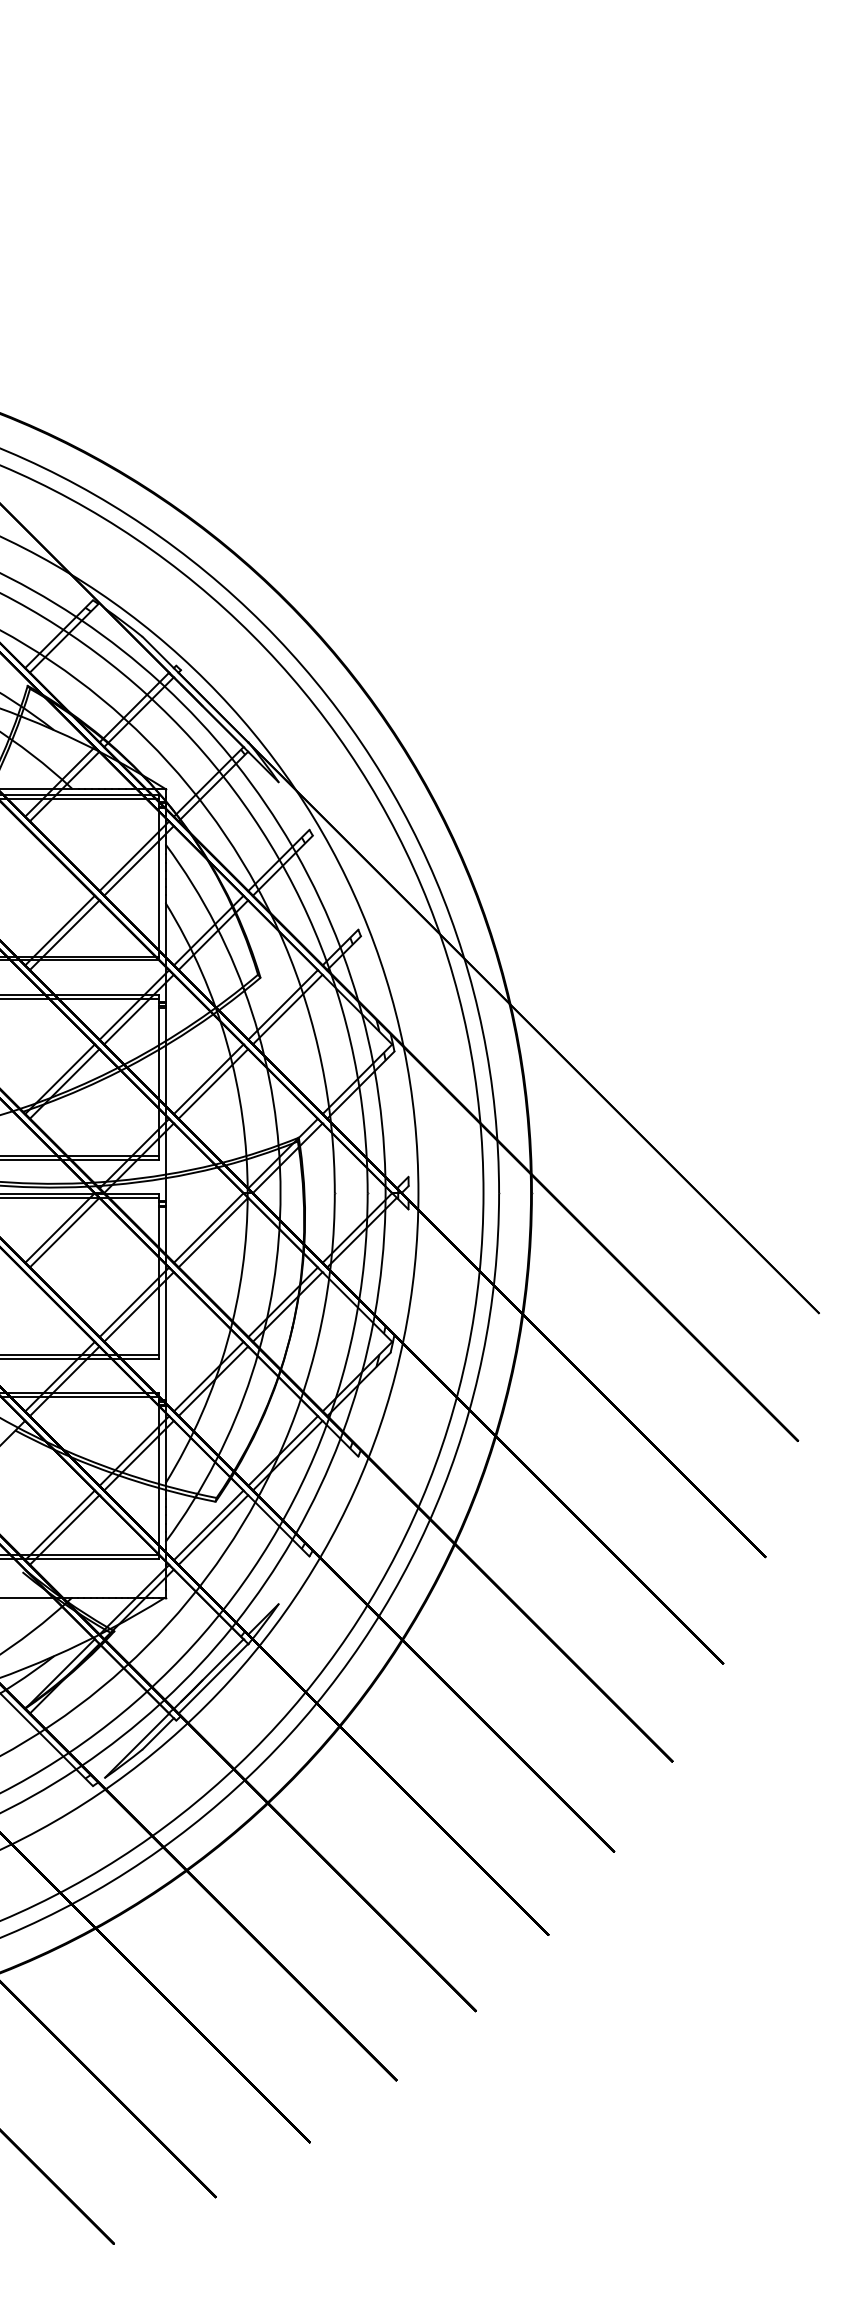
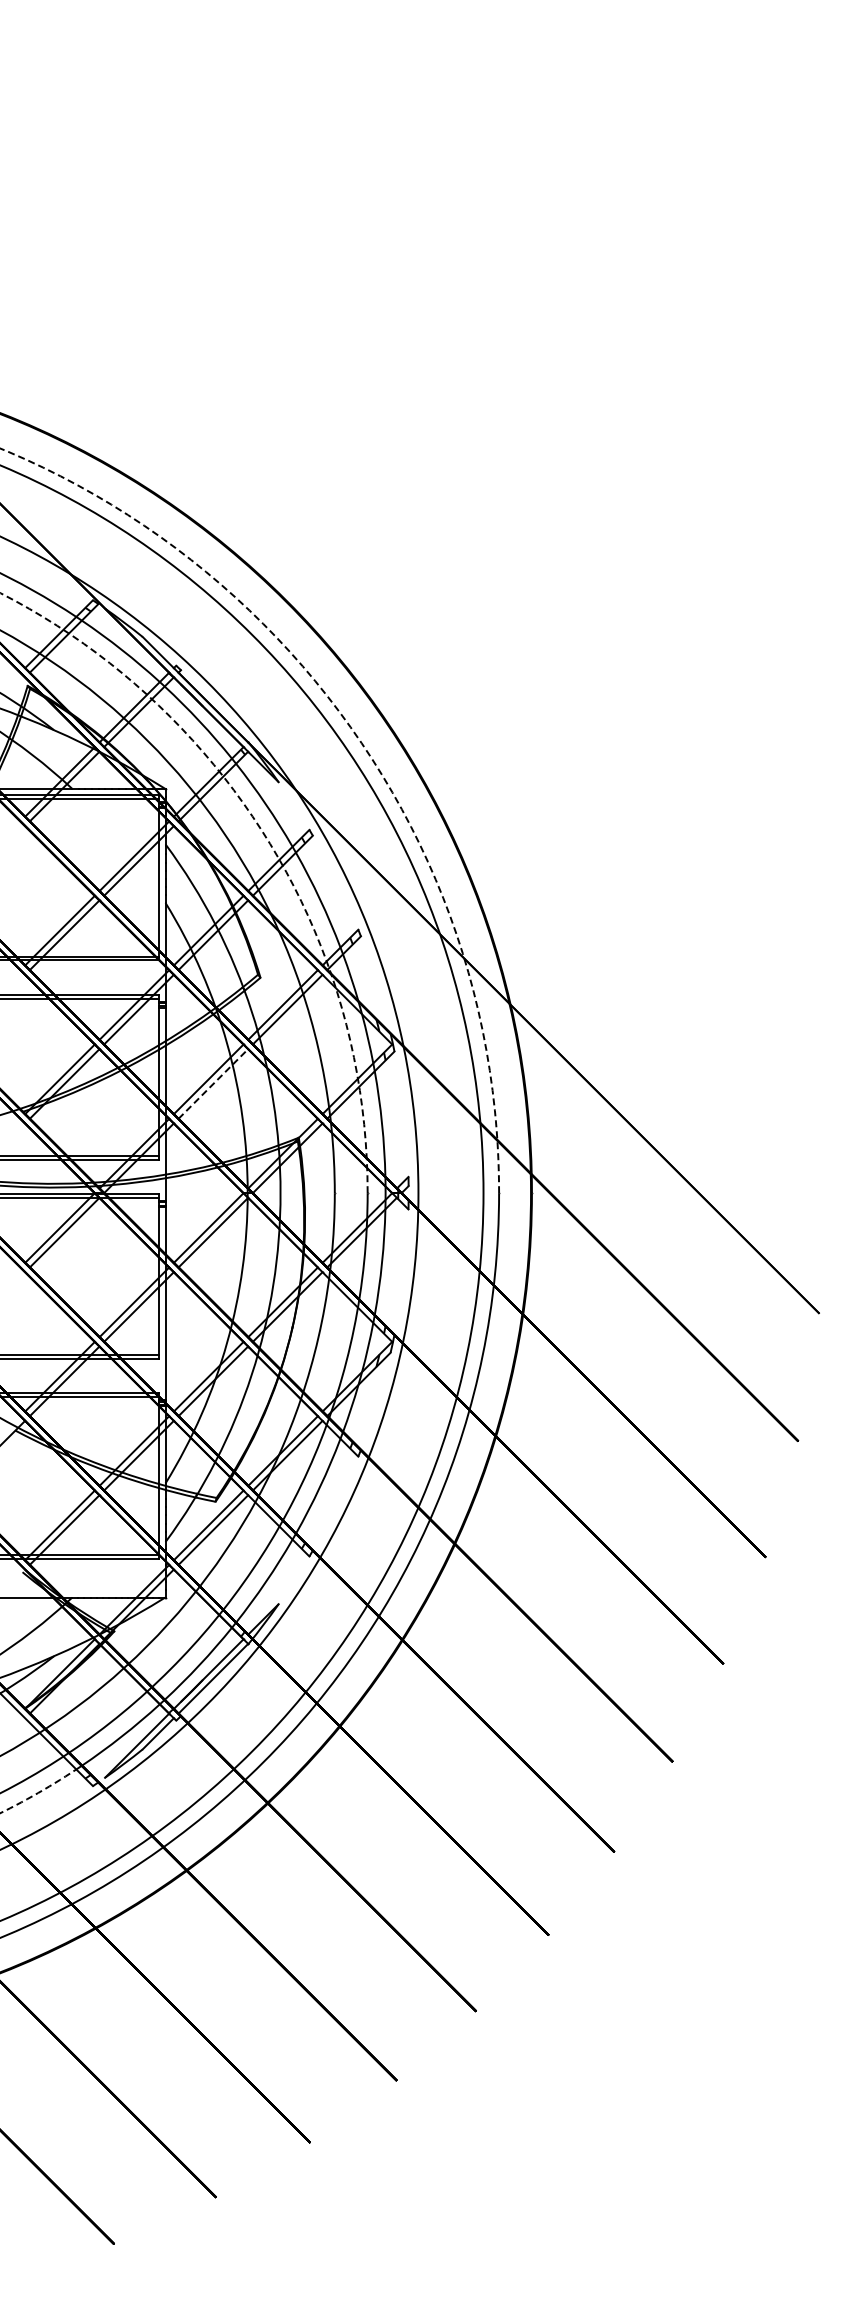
arc: solid -> dashed (361, 743)
arc: solid -> dashed (271, 845)
line: solid -> dashed (213, 1083)
arc: solid -> dashed (38, 1792)
